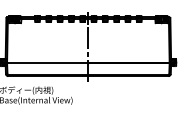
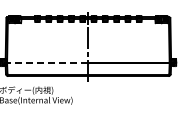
line: solid -> dashed (45, 62)
